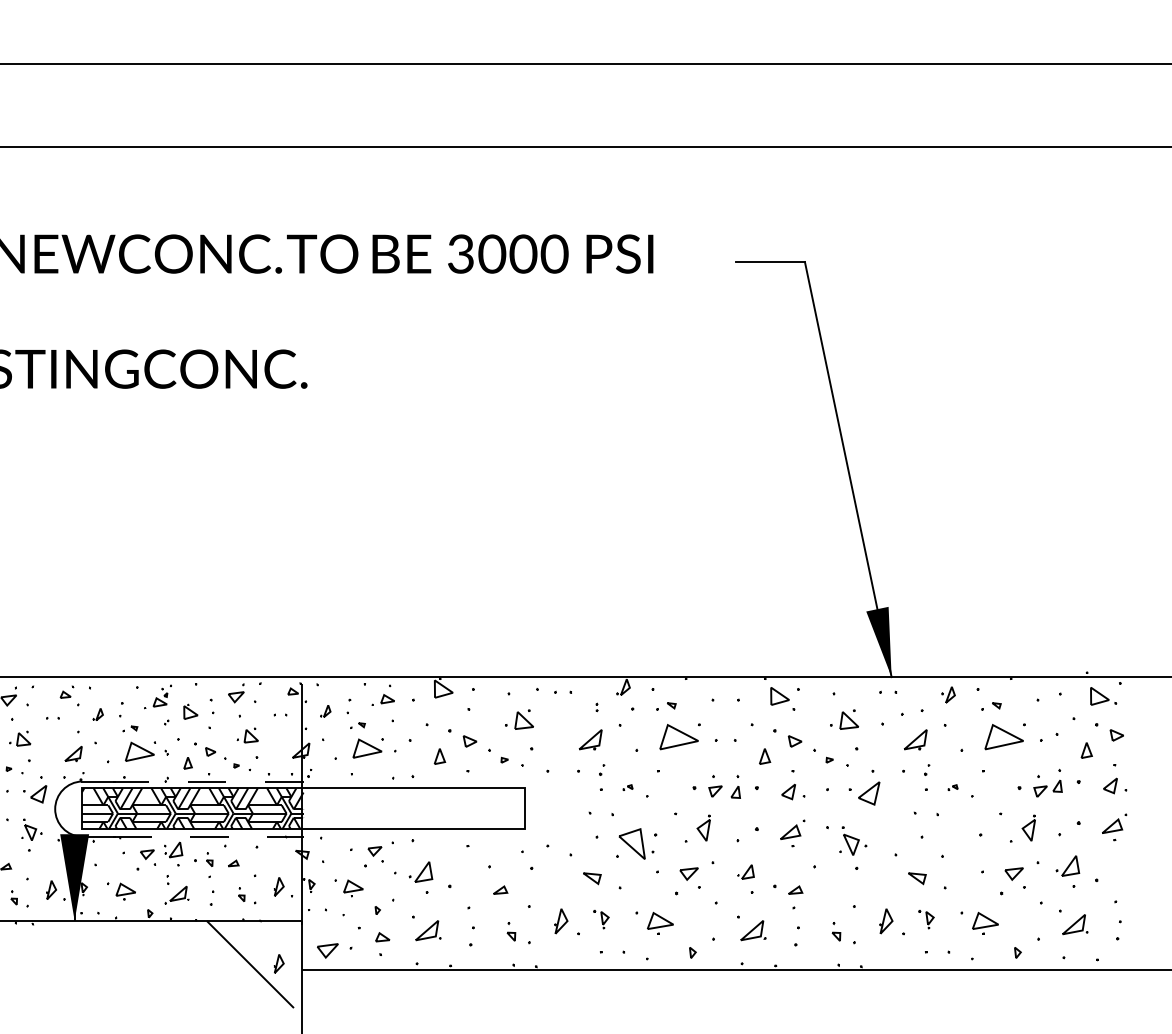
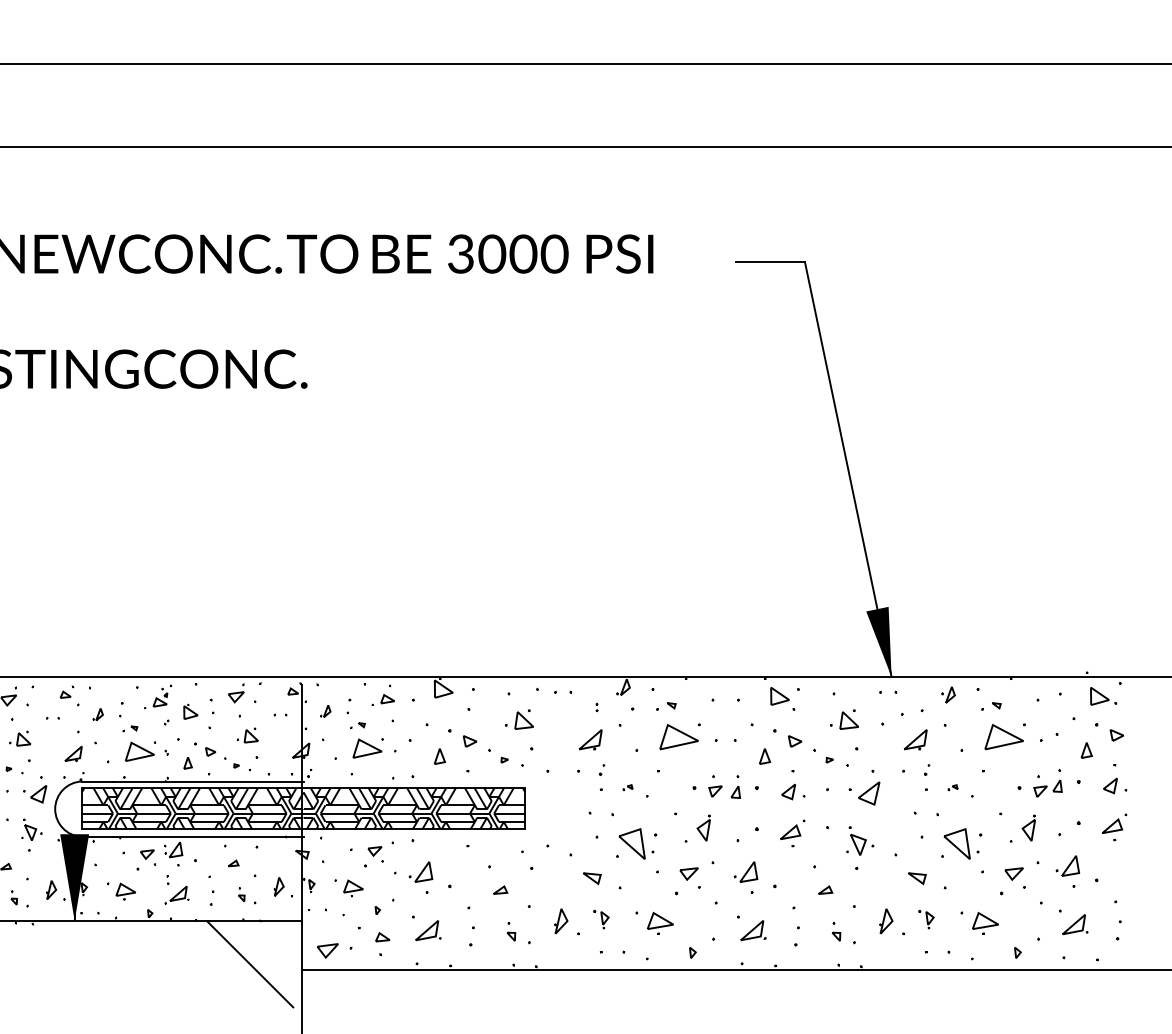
line: dashed -> solid (207, 781)
hatch: none -> present (414, 808)
line: dashed -> solid (208, 836)
part position: (853, 840) -> (860, 840) (860, 840)
part: none -> present (961, 843)
part: present -> none (209, 859)
part size: 18x16 px -> 26x22 px (745, 871)
part position: (795, 889) -> (825, 889) (825, 889)
part: present -> none (278, 963)
